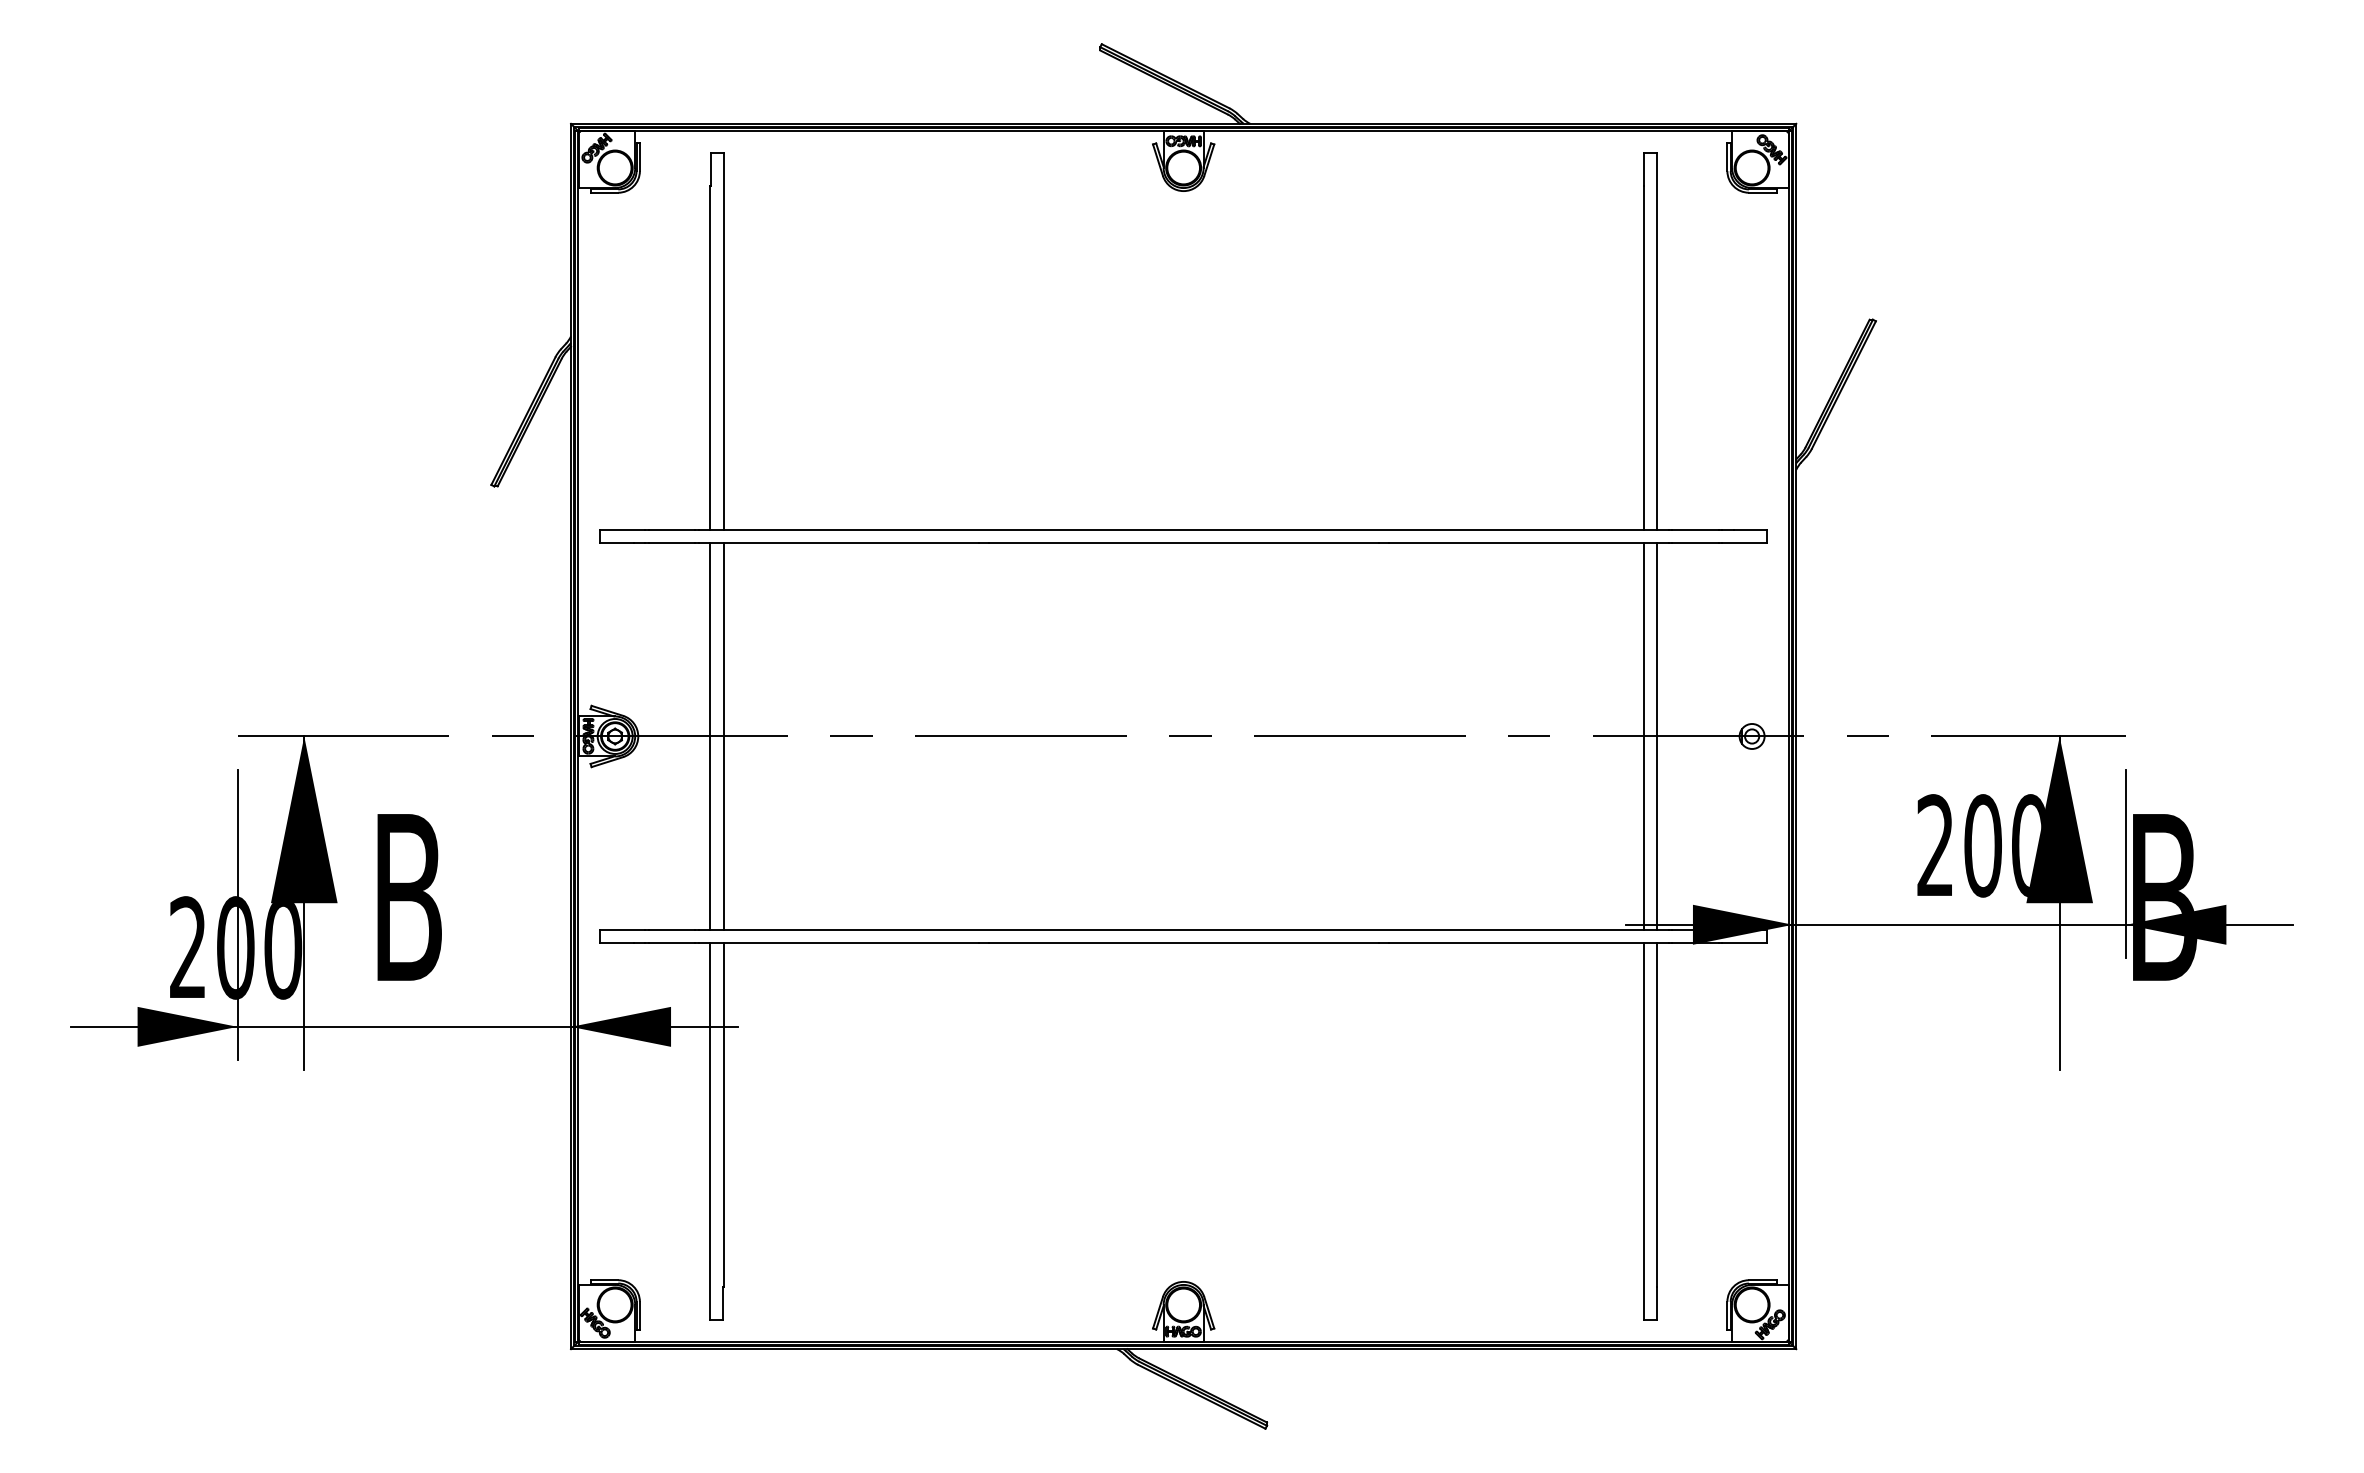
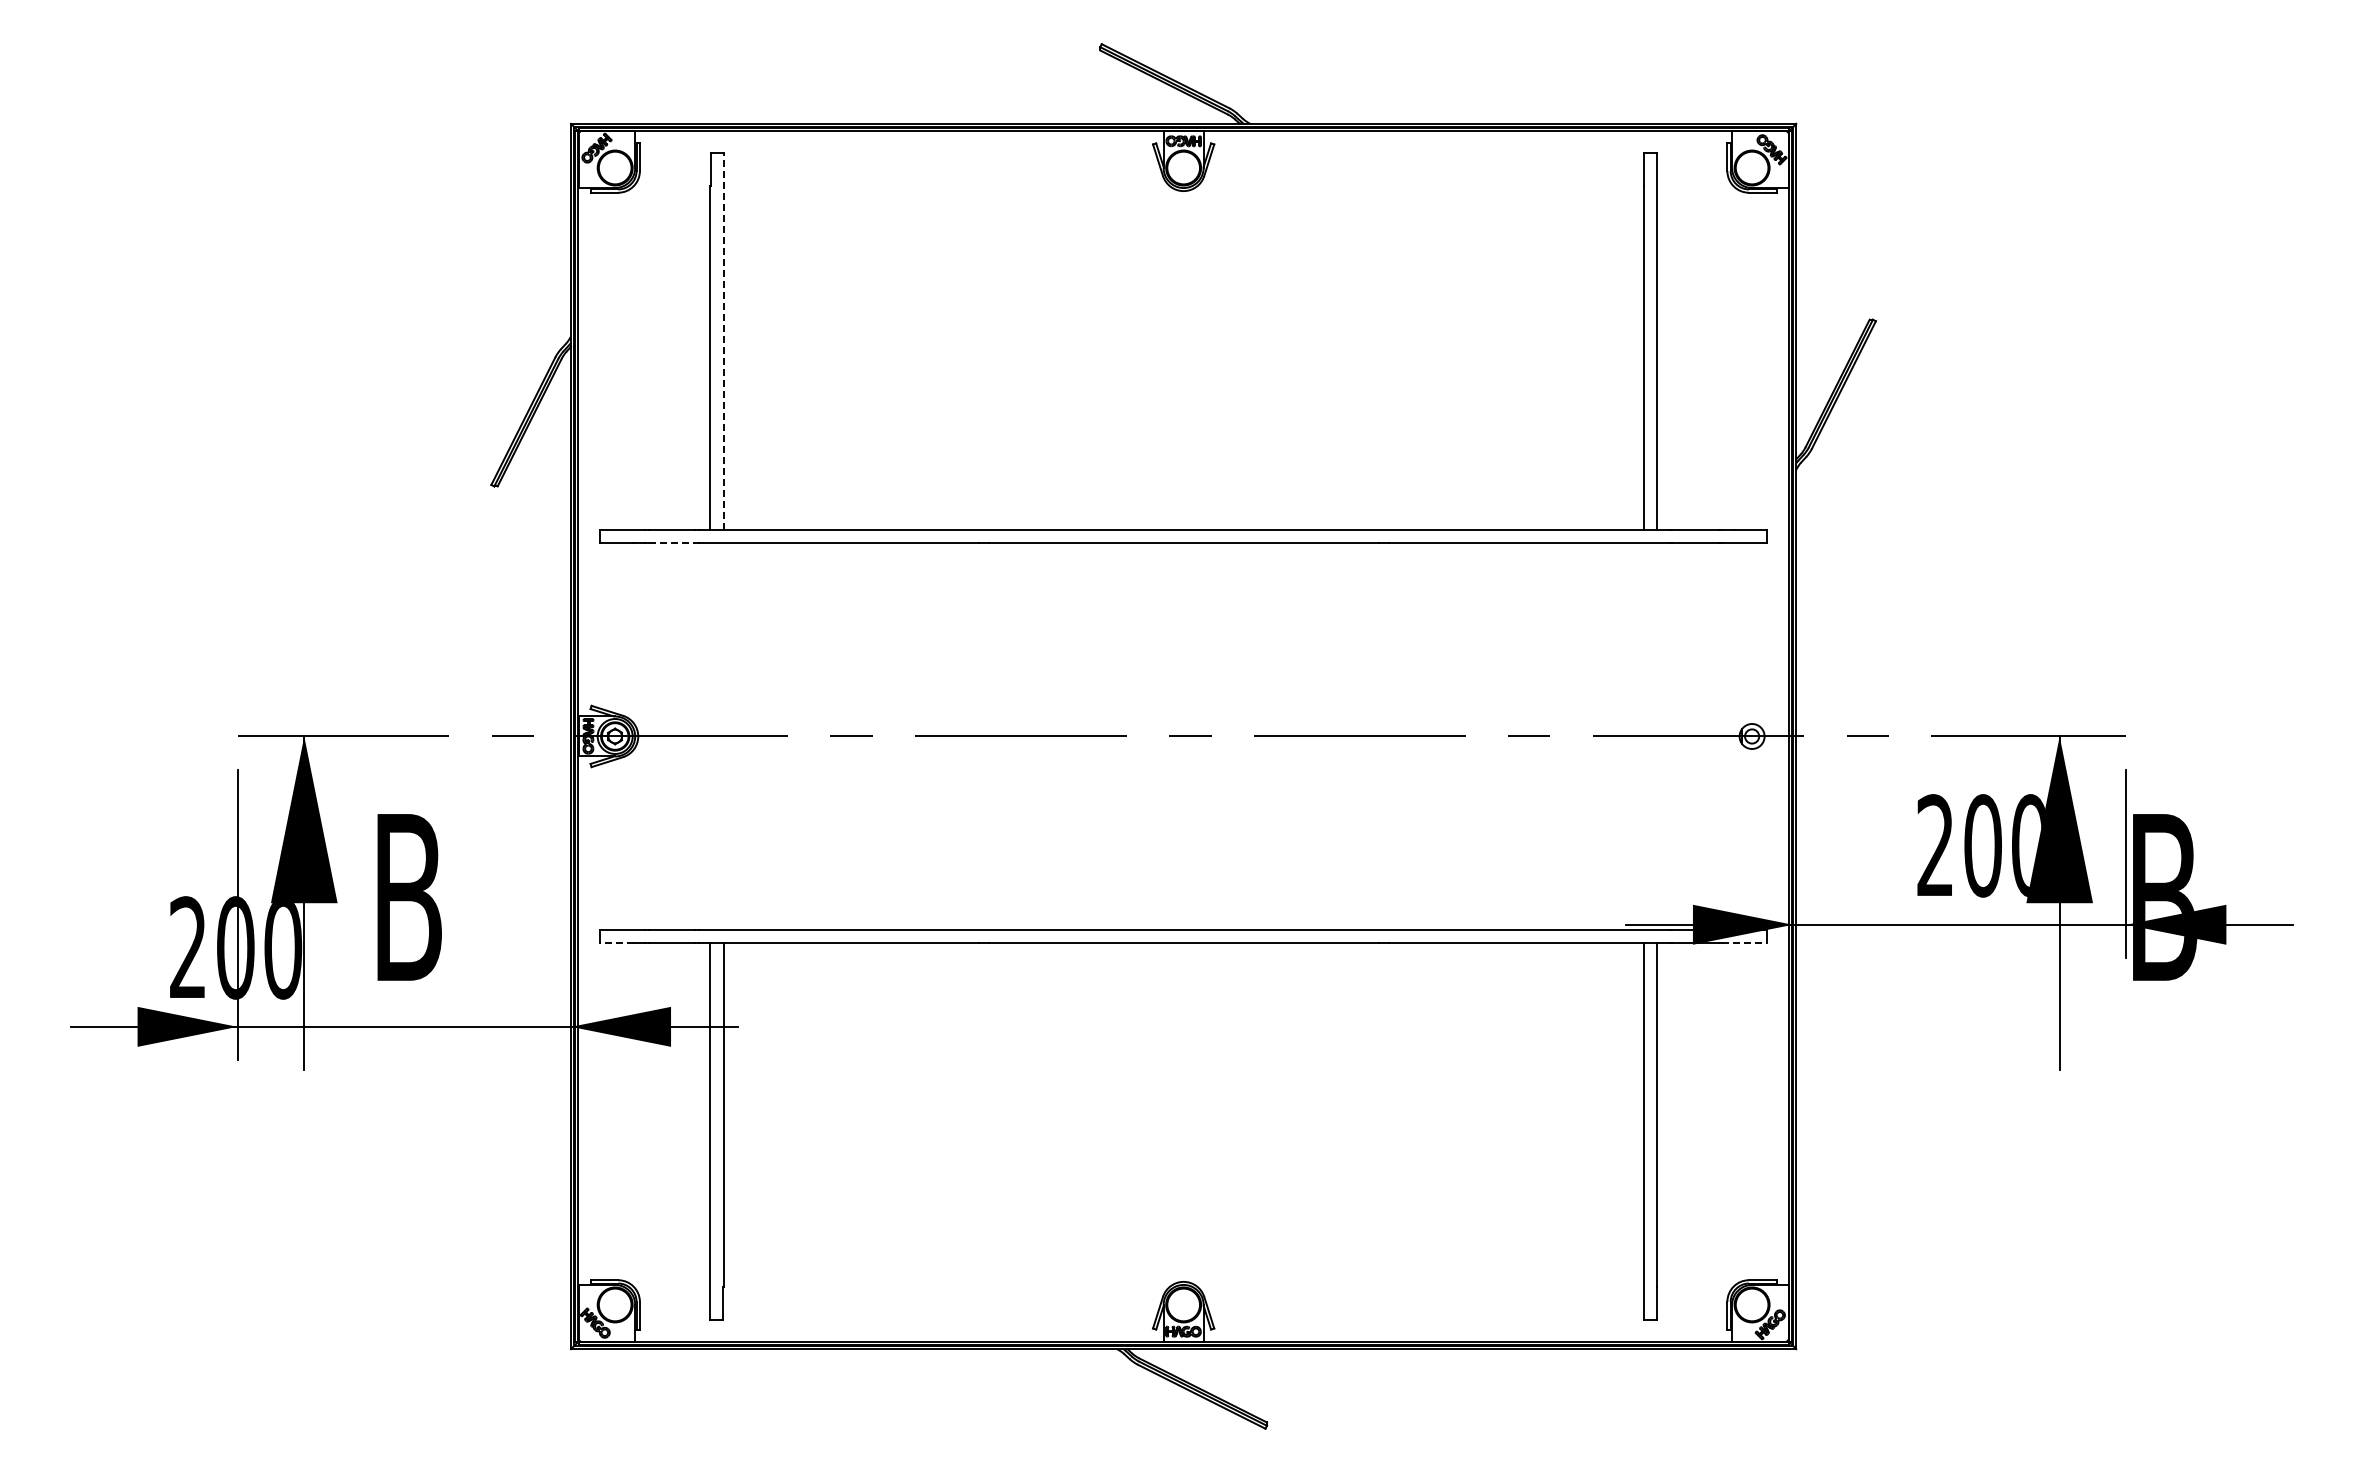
line: solid -> dashed (723, 340)
line: solid -> dashed (672, 543)
line: present -> none (710, 736)
line: present -> none (723, 736)
line: present -> none (1643, 736)
line: present -> none (1657, 736)
line: solid -> dashed (616, 942)
line: solid -> dashed (1745, 943)
